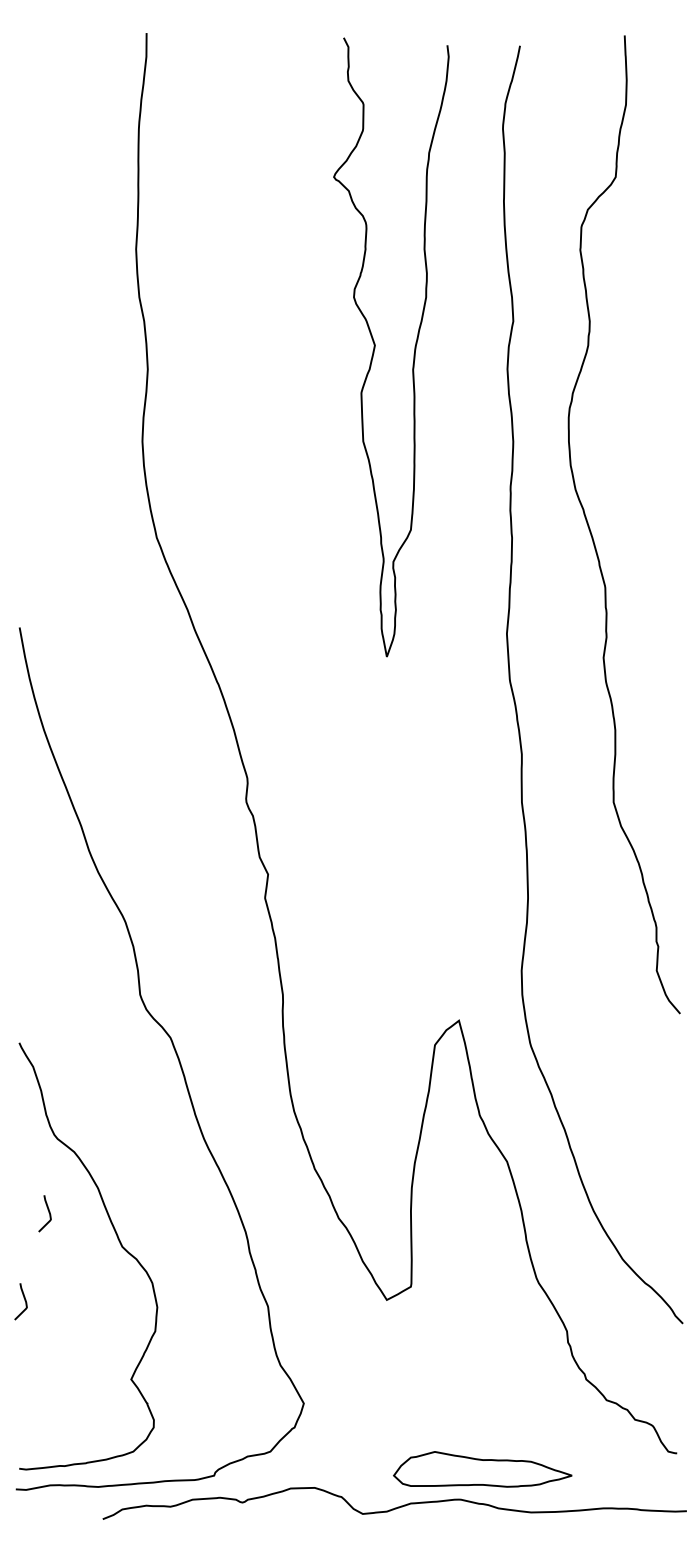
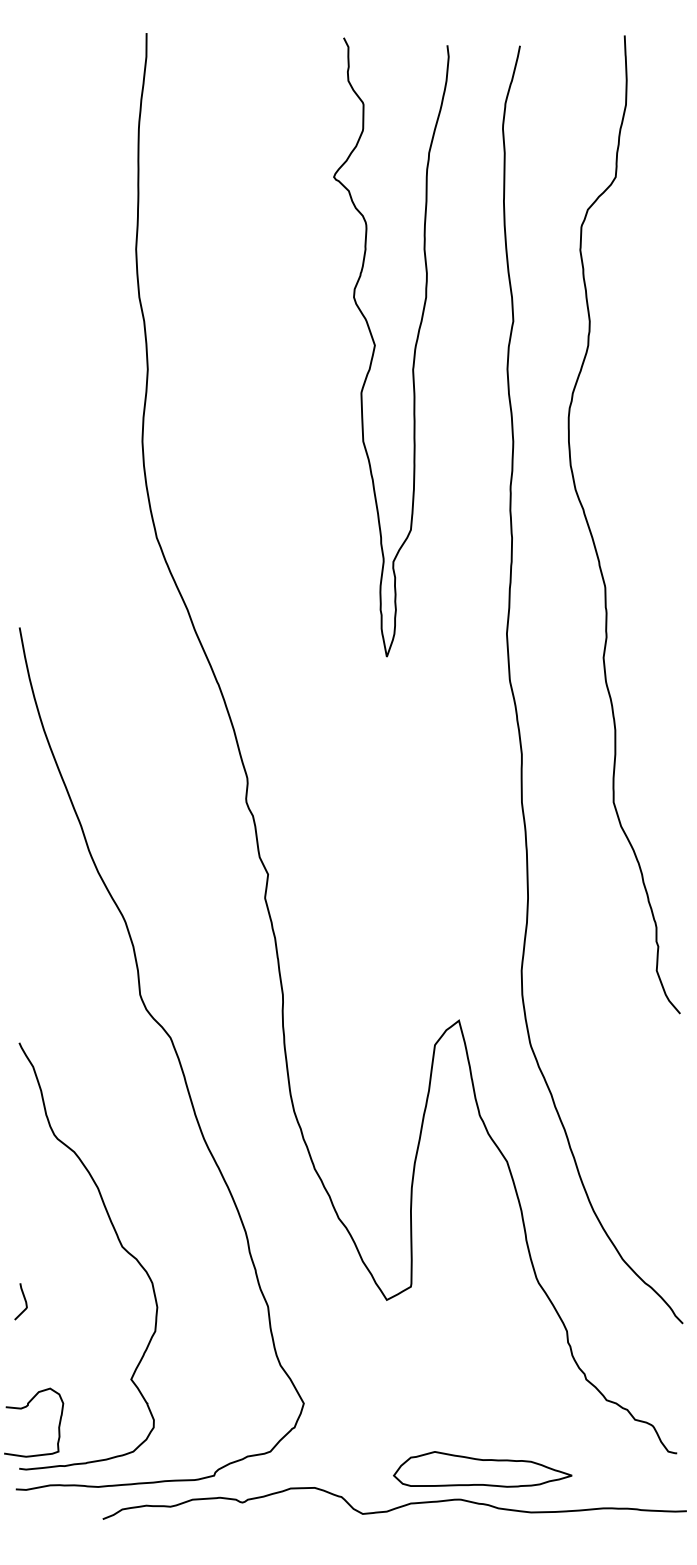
curve: present -> none (48, 1212)
curve: none -> present (26, 1407)
